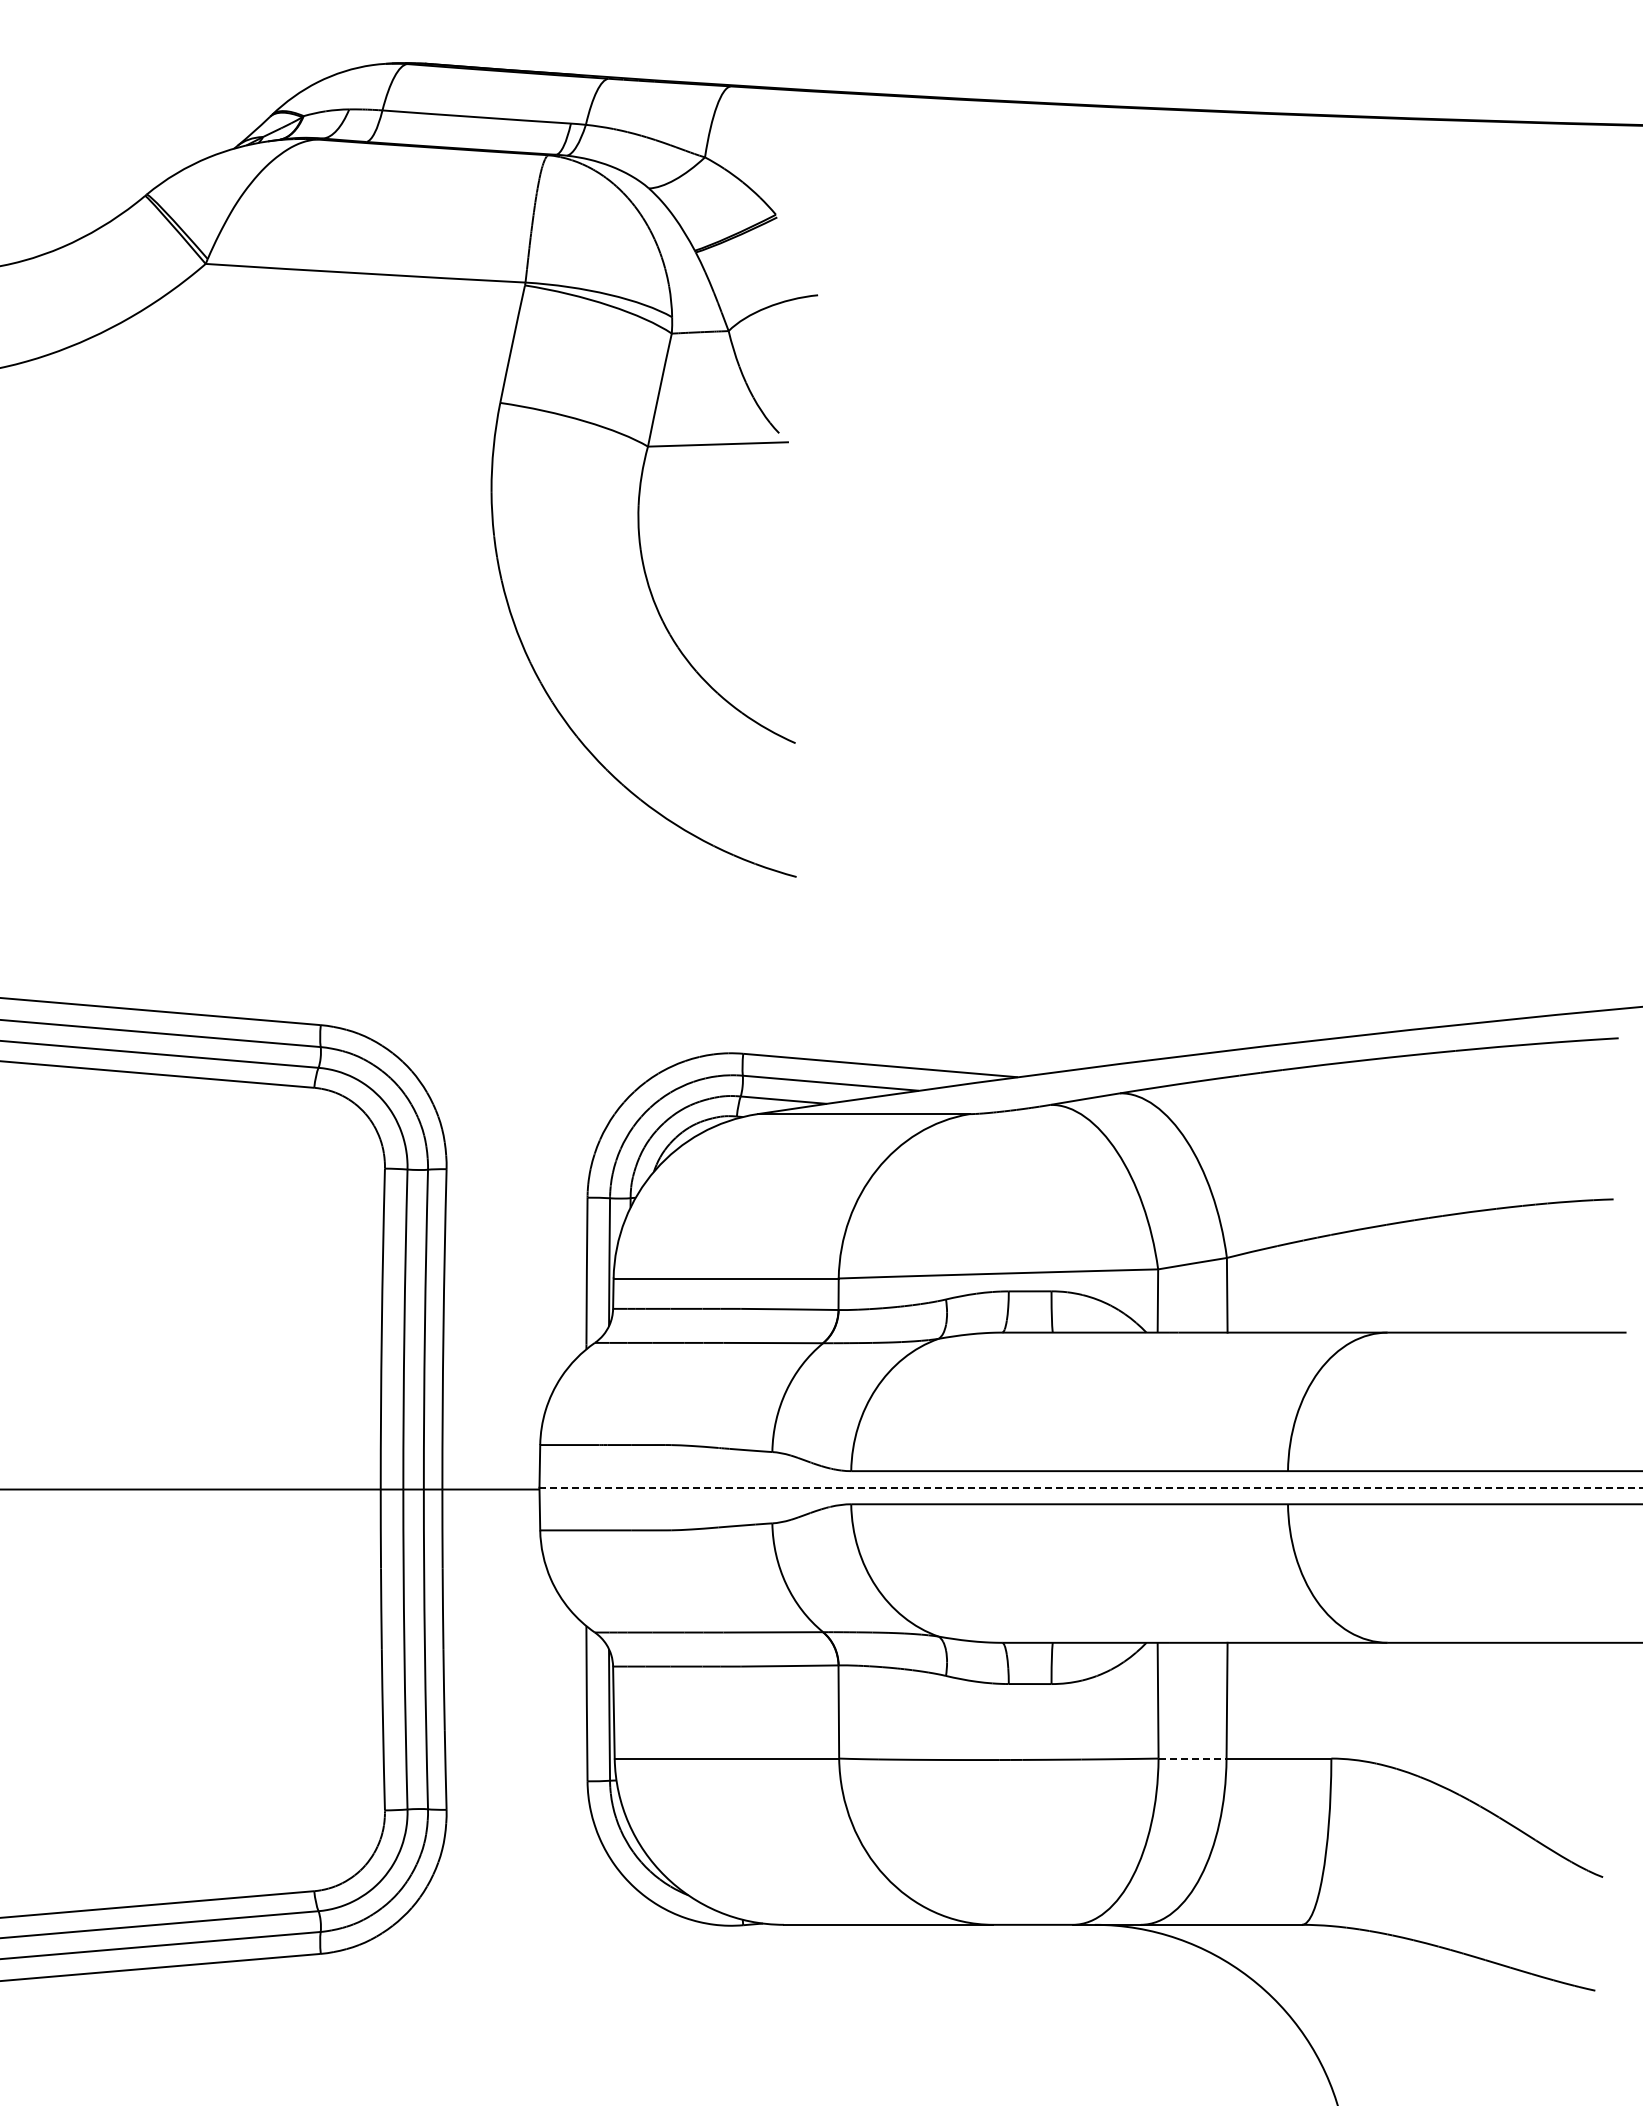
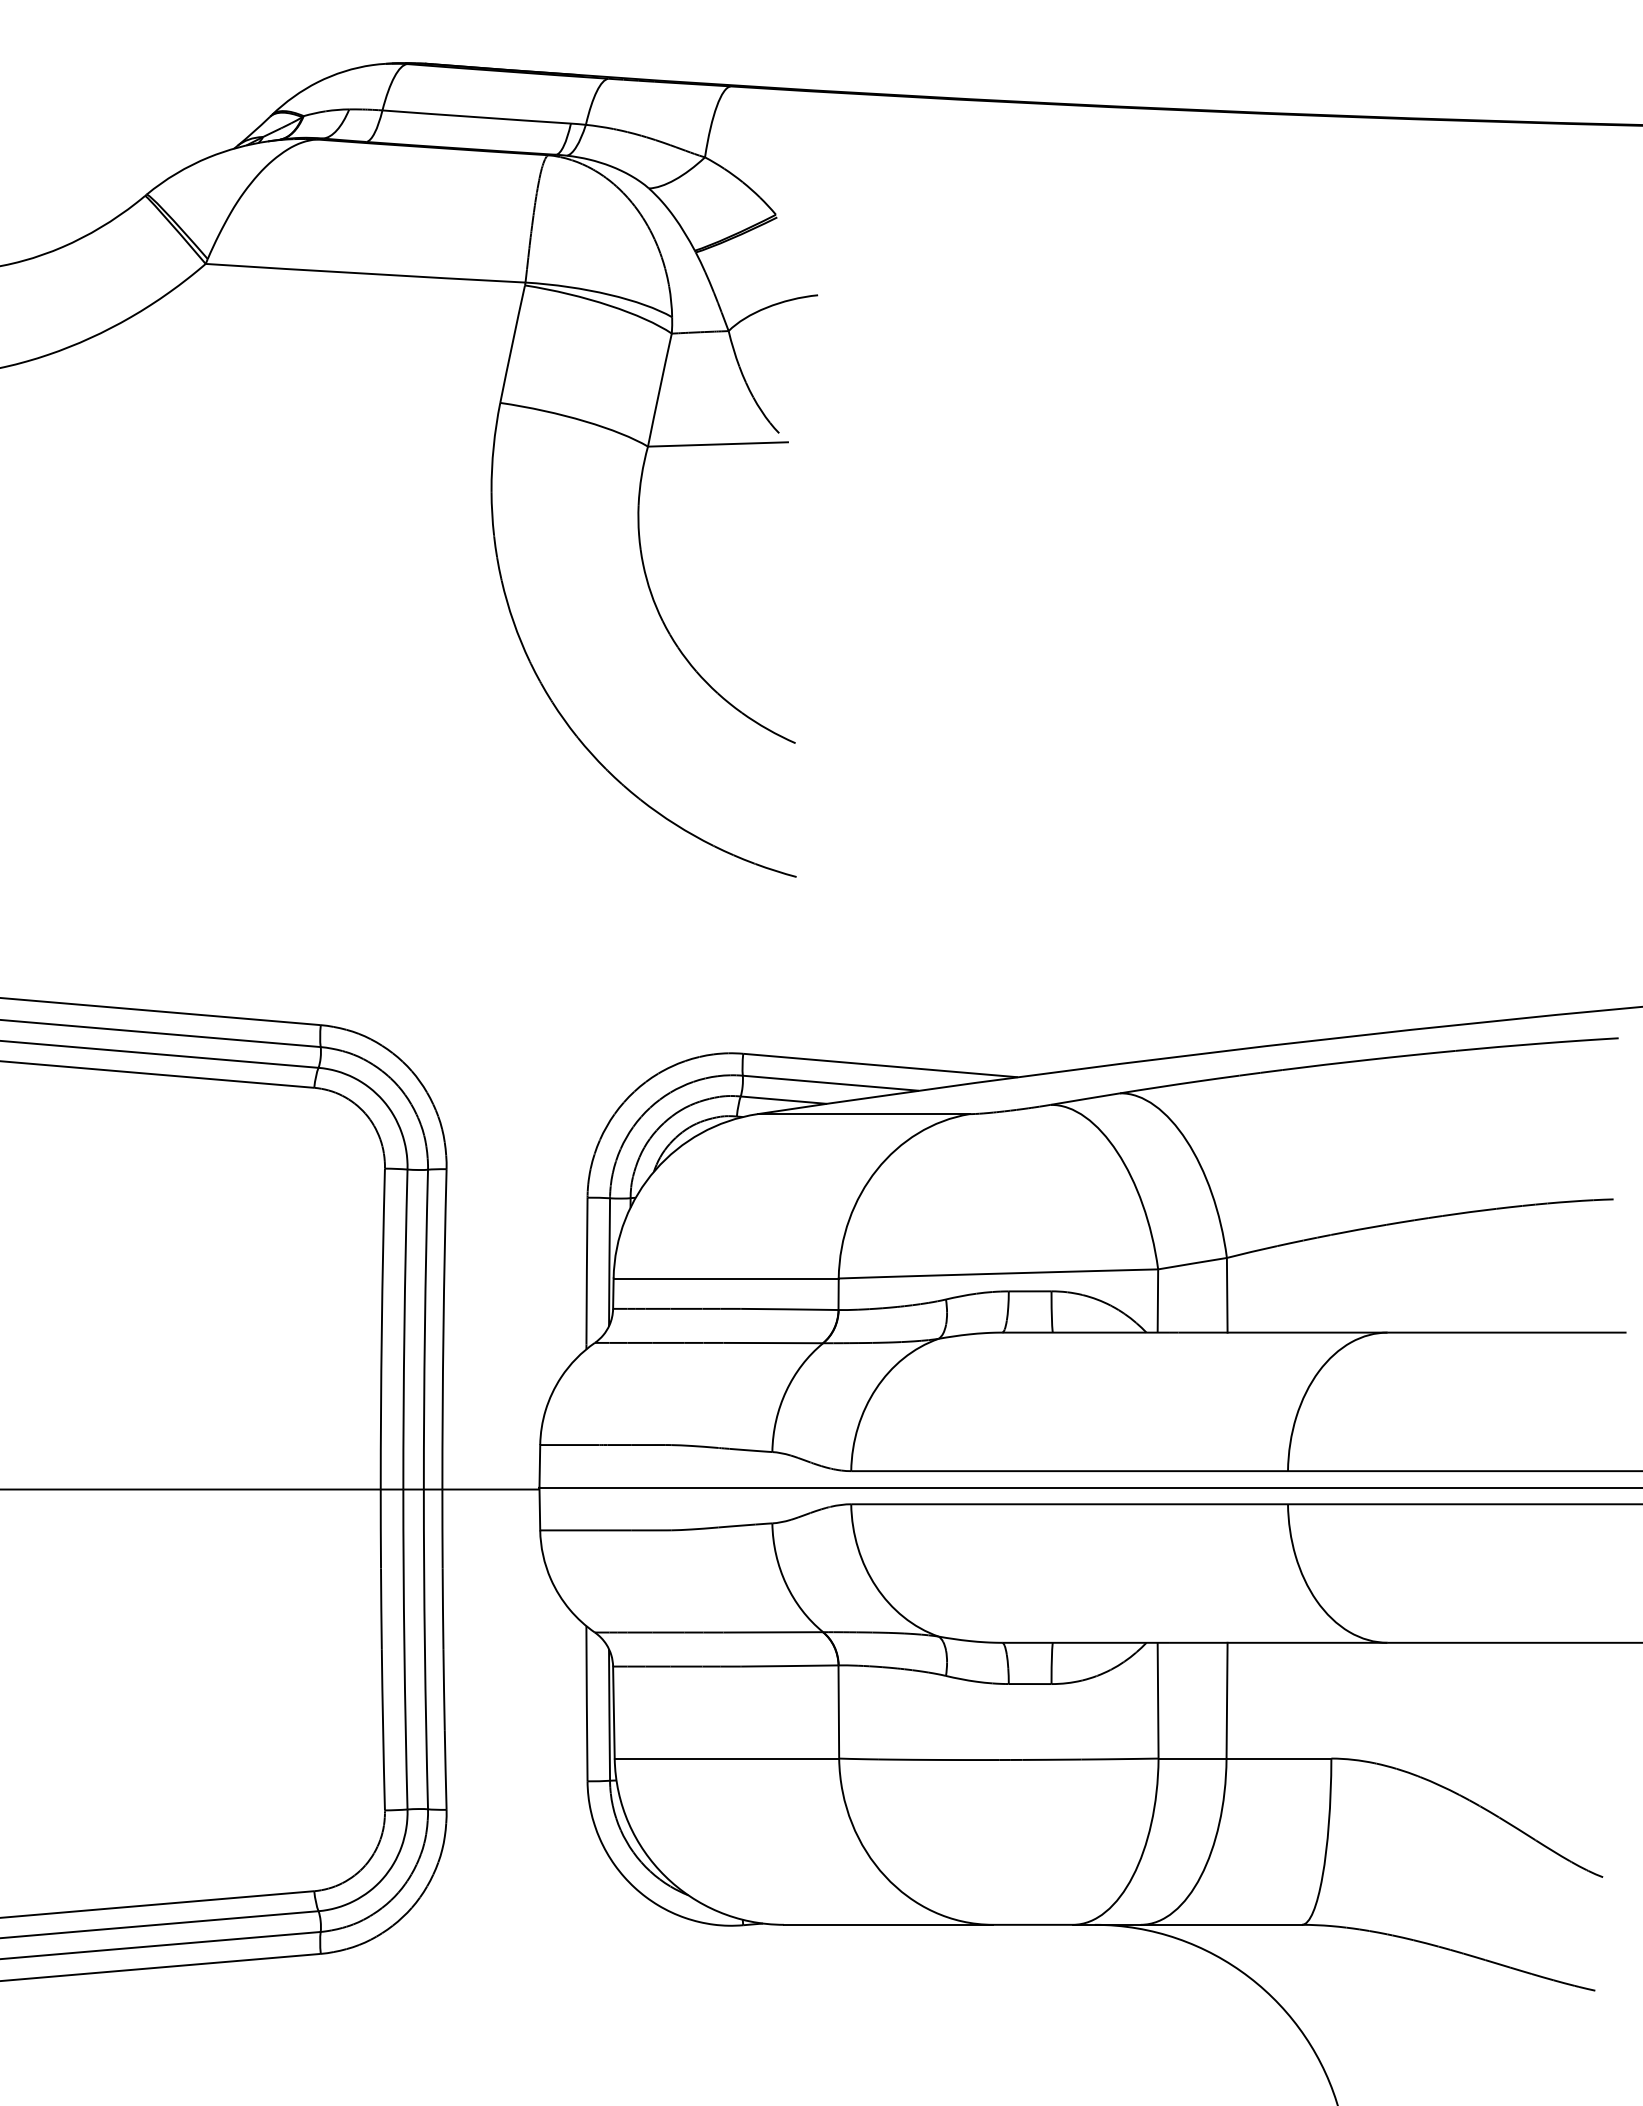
line: dashed -> solid (1091, 1487)
line: dashed -> solid (1192, 1758)
